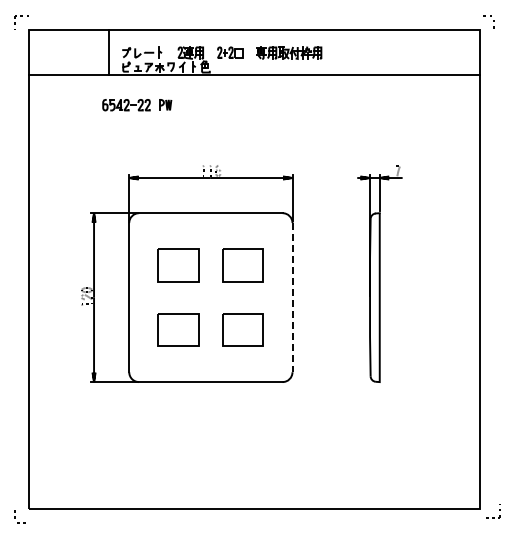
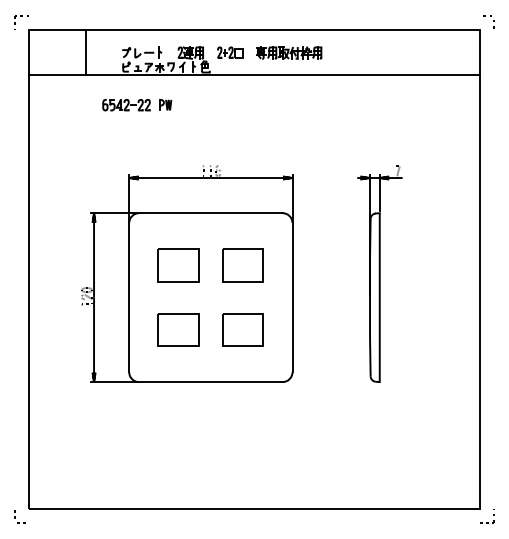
line position: (108, 52) -> (85, 52) (85, 52)
line: dashed -> solid (292, 297)
line position: (493, 517) -> (487, 522) (487, 522)
